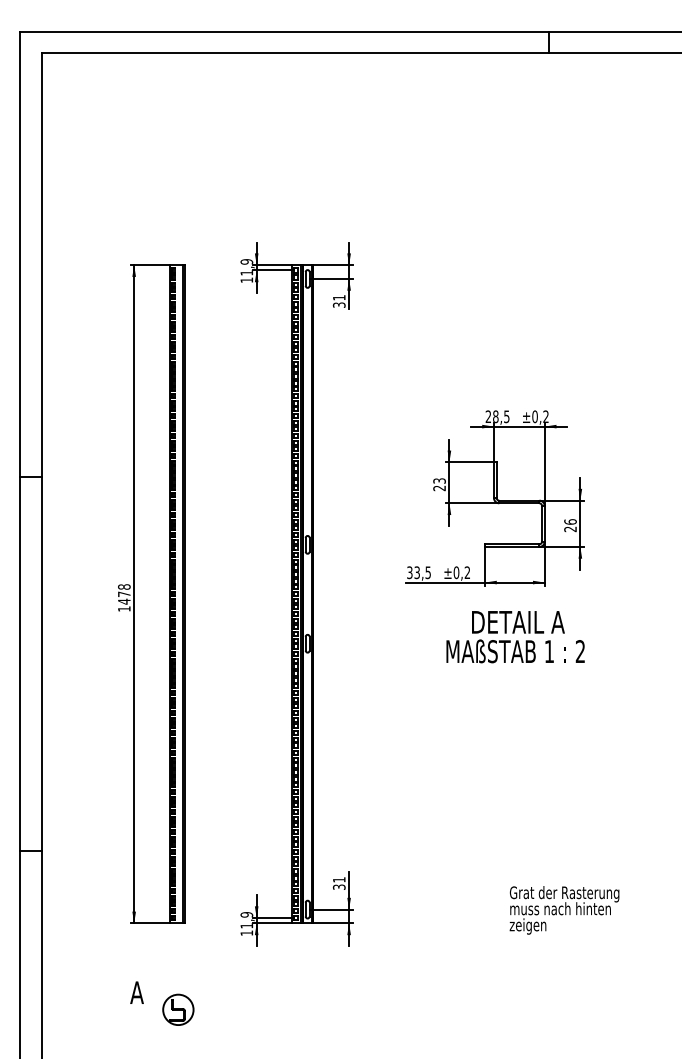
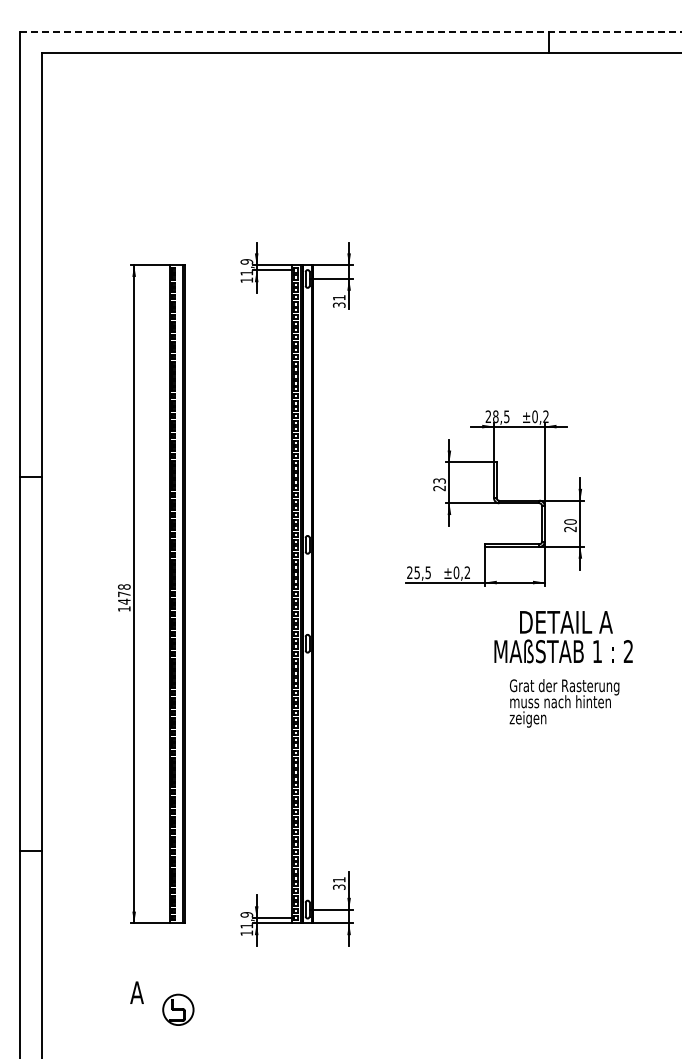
line: solid -> dashed (351, 31)
text: 26 -> 20 (570, 521)
text: 33,5 -> 25,5 (413, 572)
text position: (515, 637) -> (563, 637) (563, 637)
text position: (564, 910) -> (564, 703) (564, 703)
